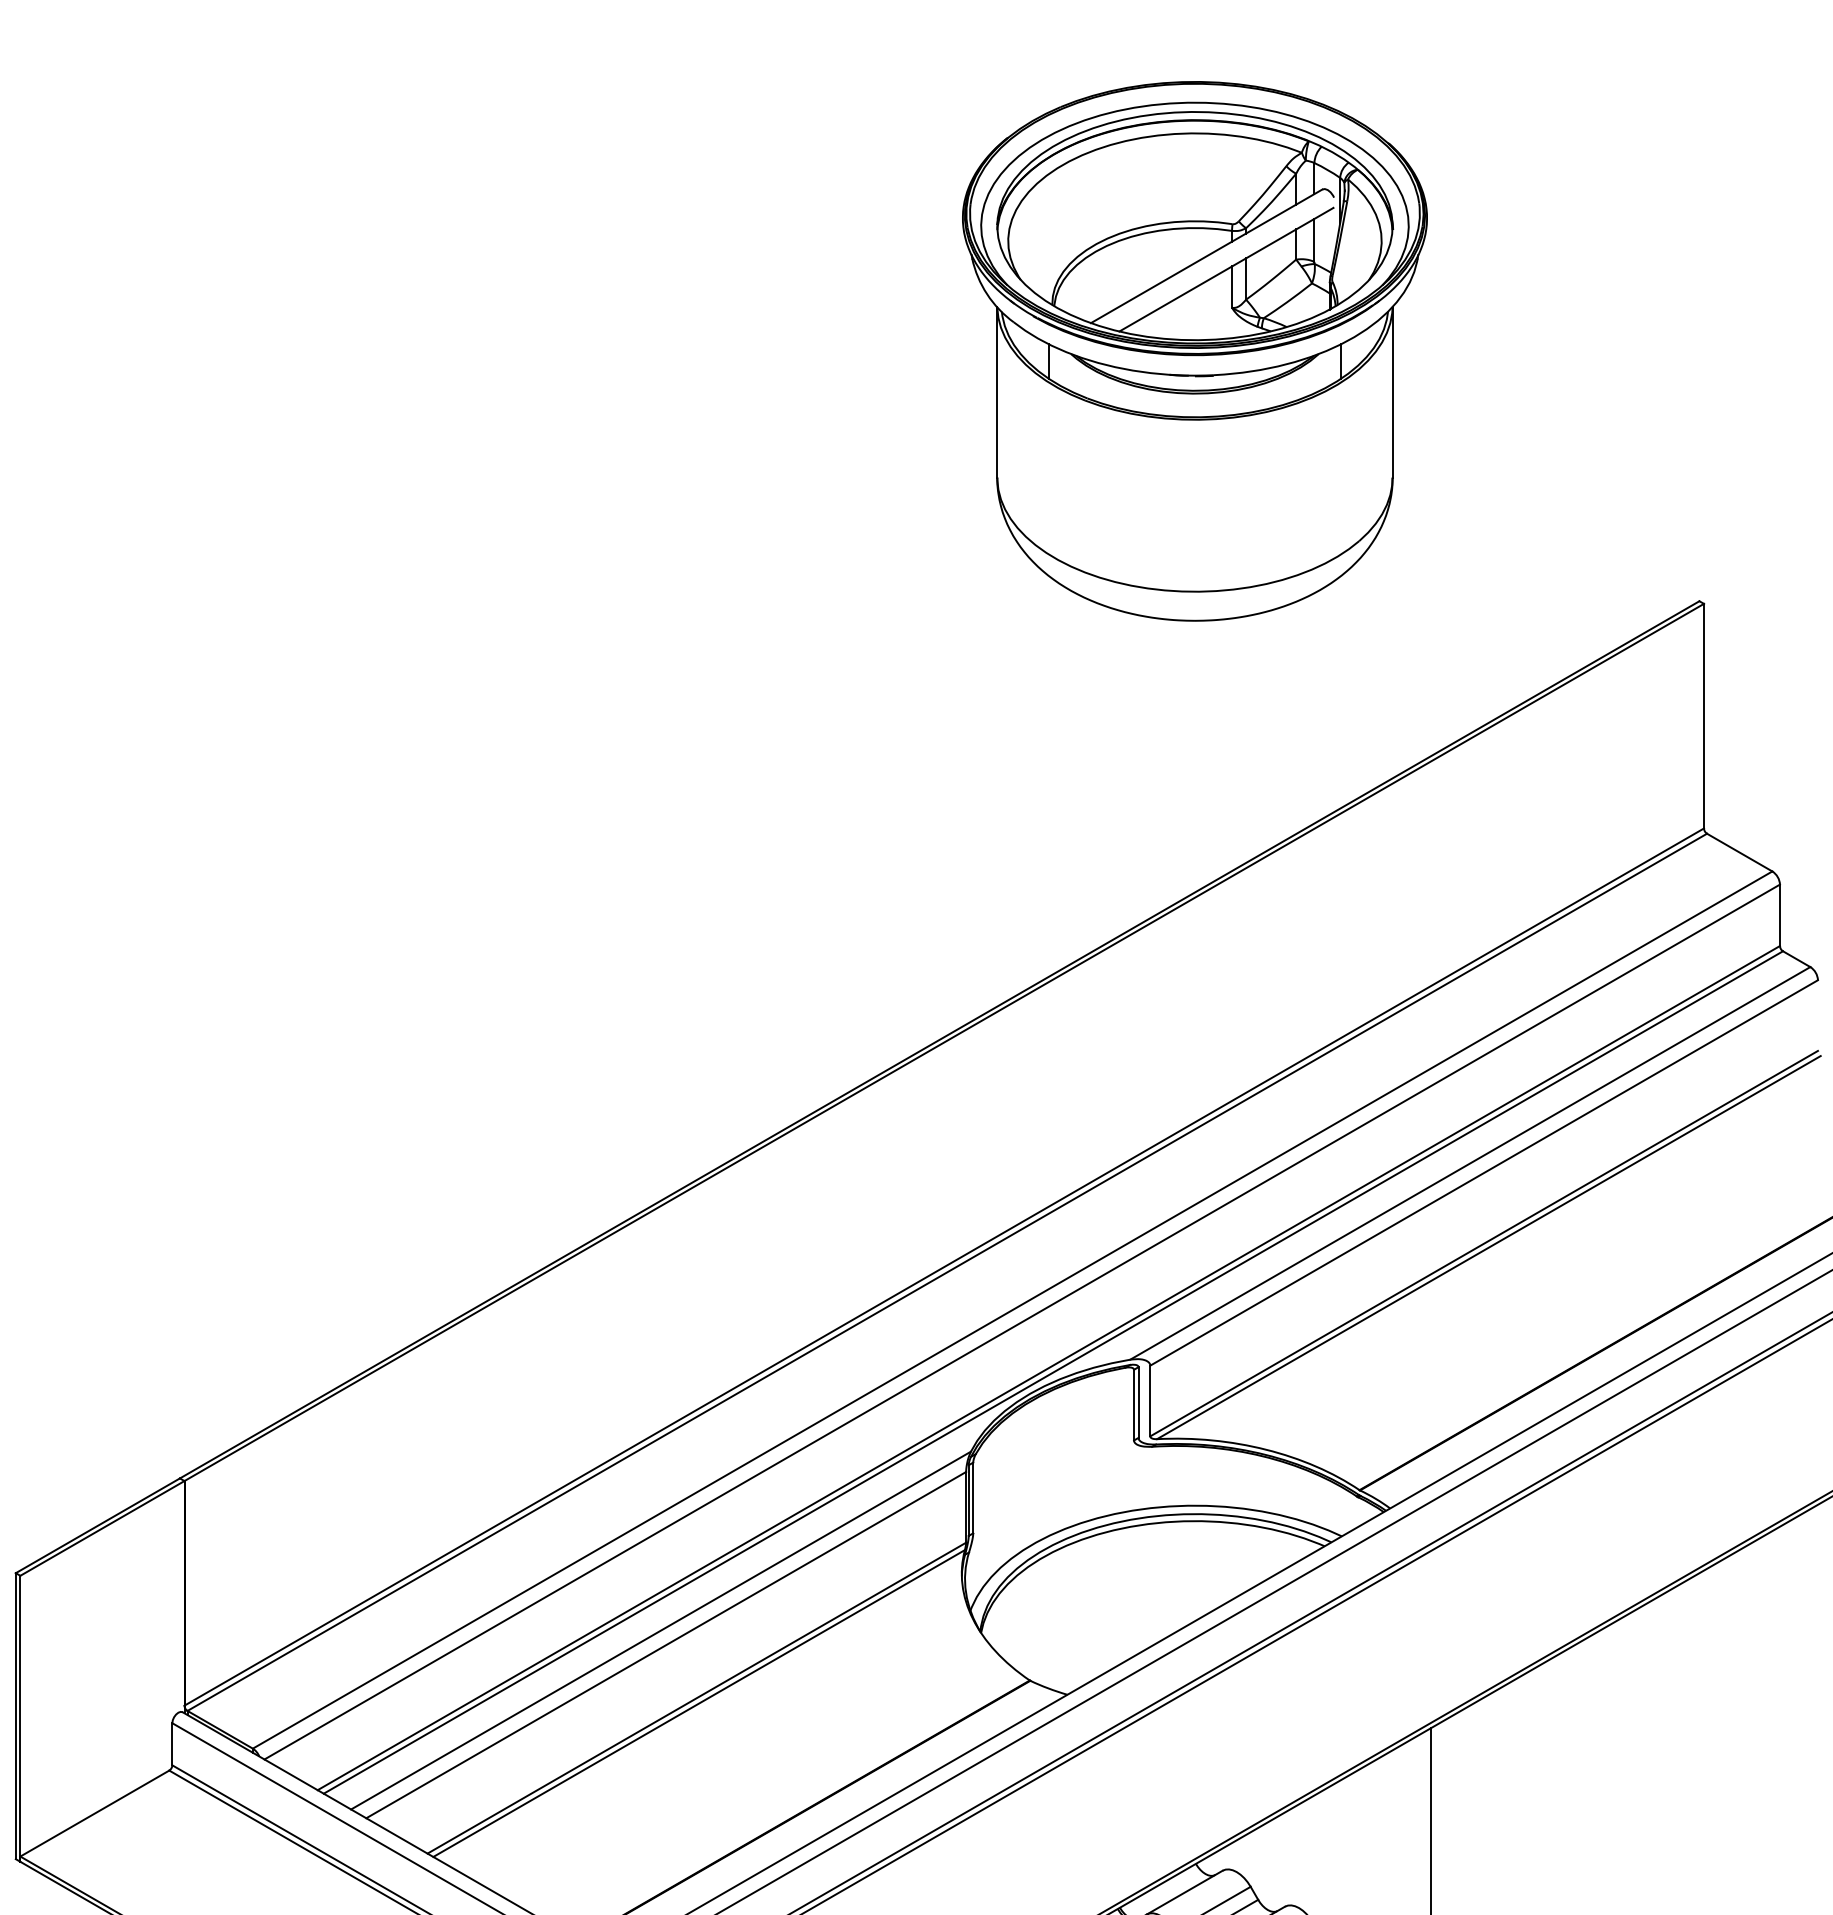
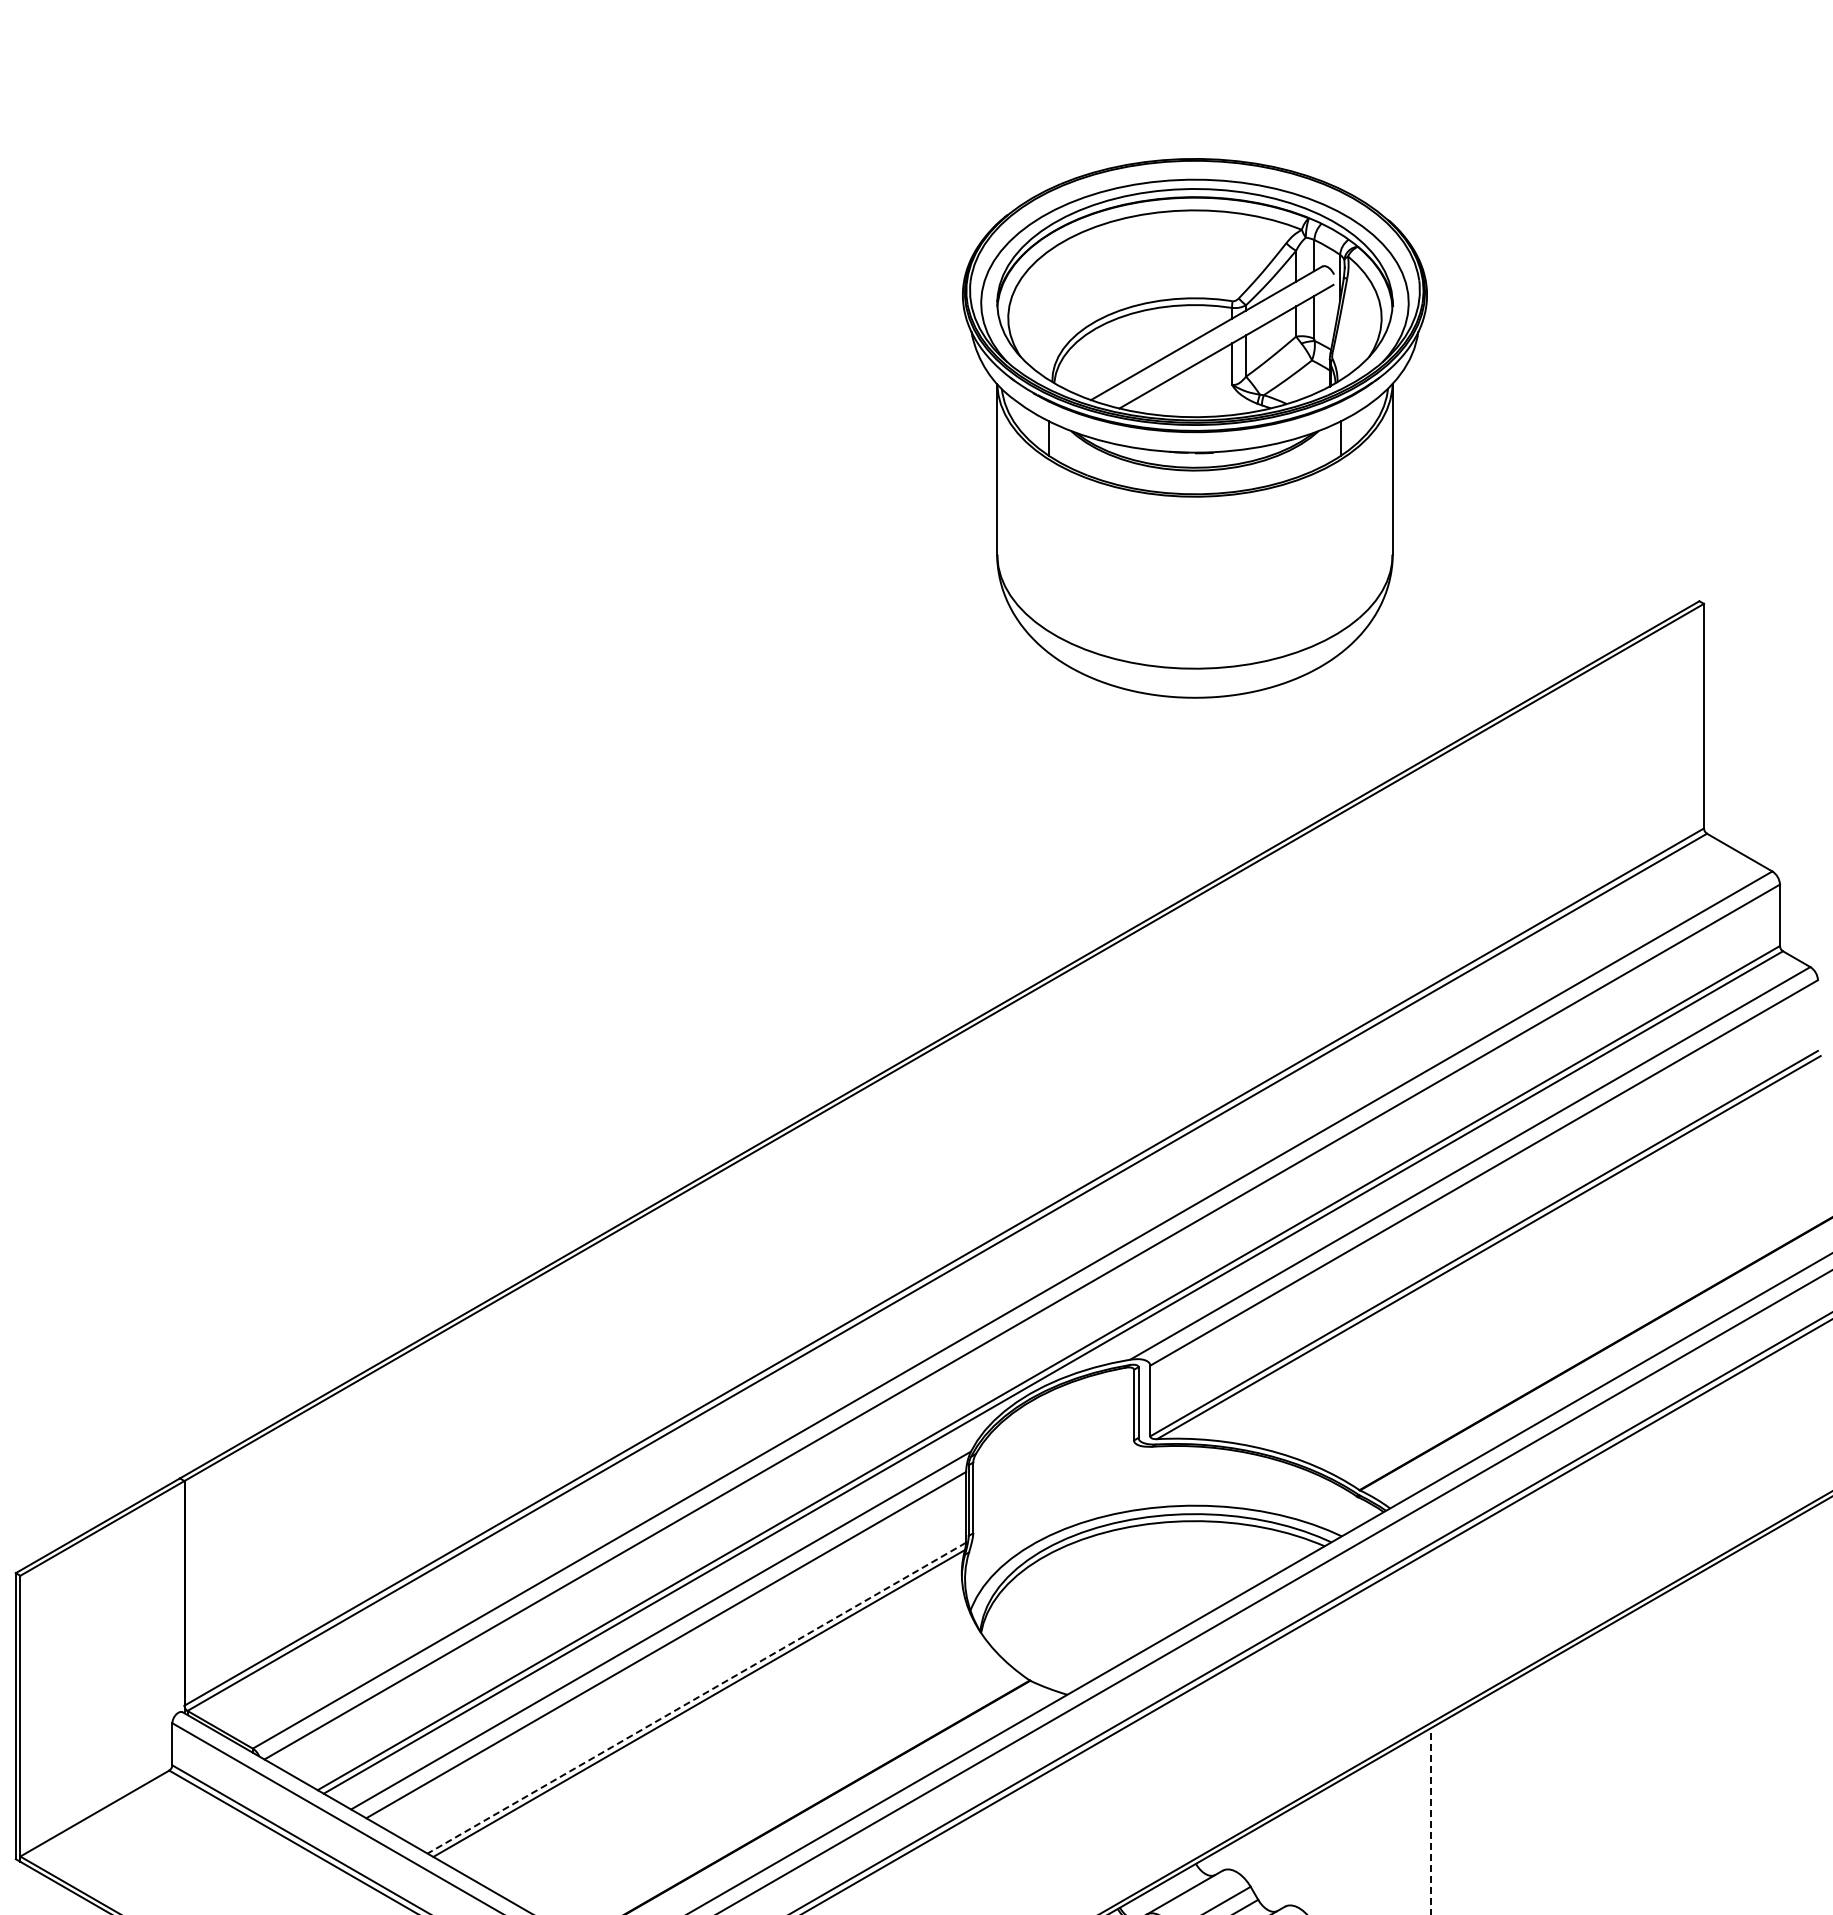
part position: (1194, 351) -> (1194, 428) (1194, 428)
line: solid -> dashed (696, 1698)
line: solid -> dashed (1431, 1820)
